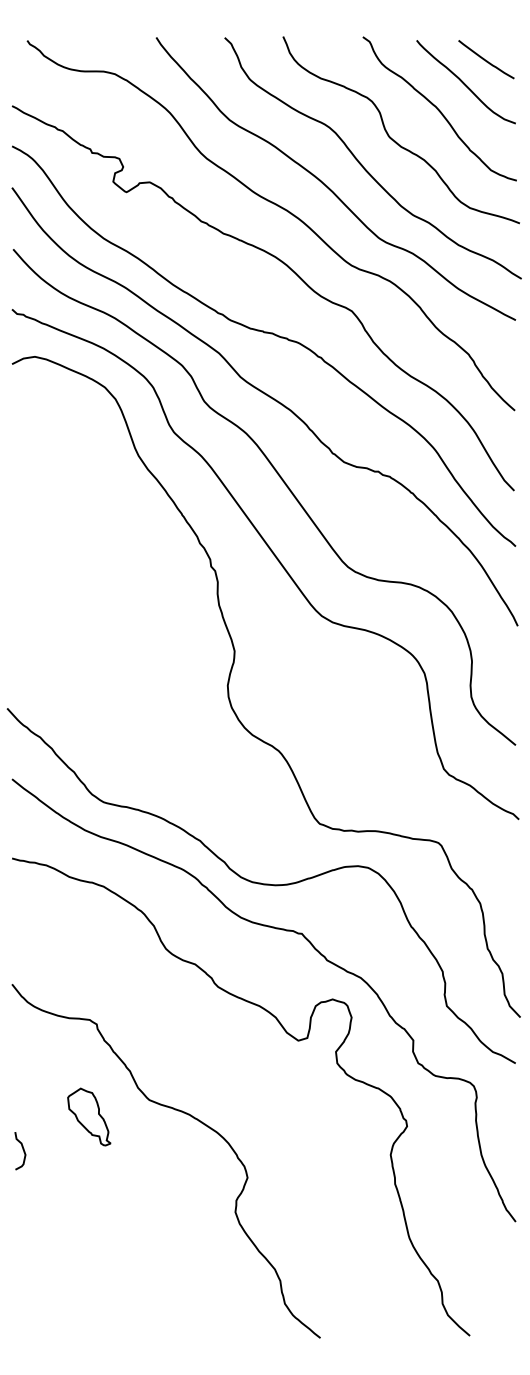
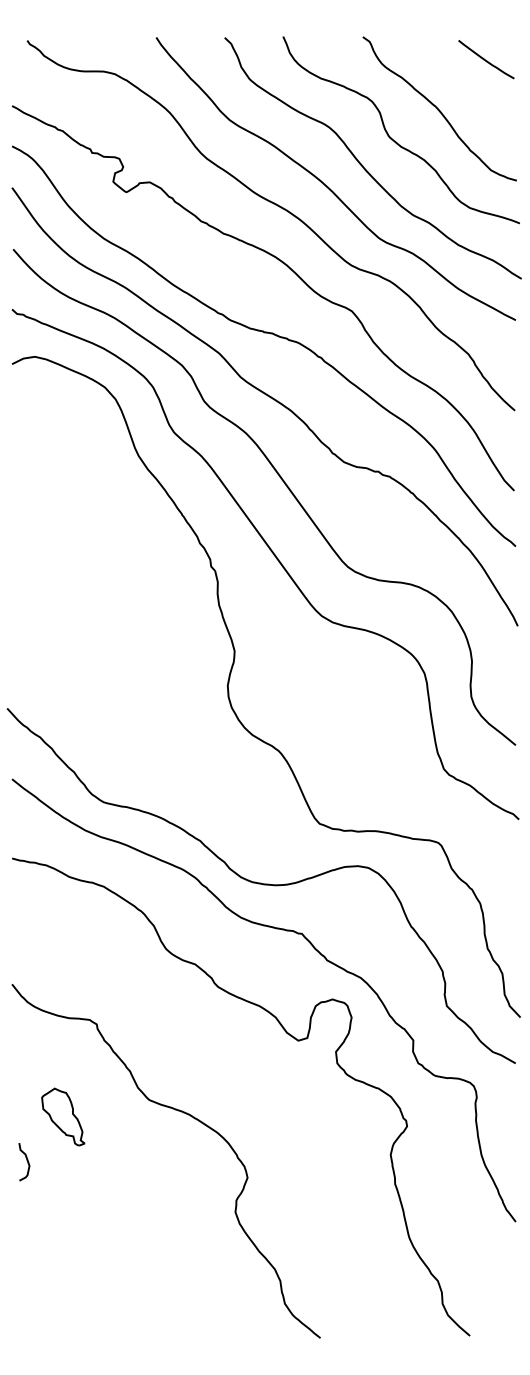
curve: present -> none (464, 82)
part position: (89, 1116) -> (63, 1116) (63, 1116)
curve position: (22, 1149) -> (26, 1160) (26, 1160)
